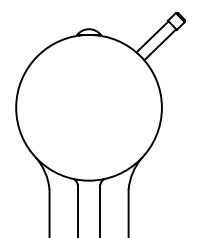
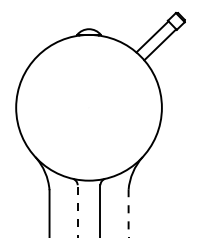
line: solid -> dashed (77, 211)
line: solid -> dashed (128, 213)
